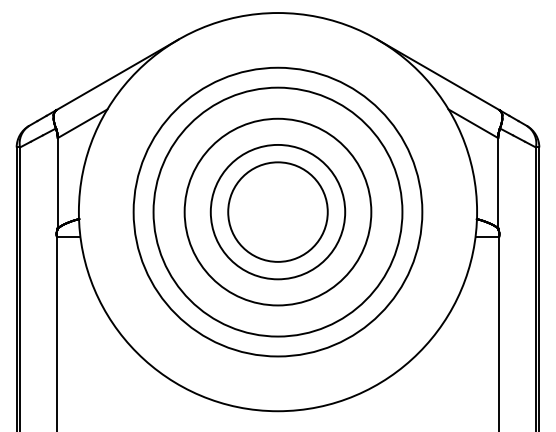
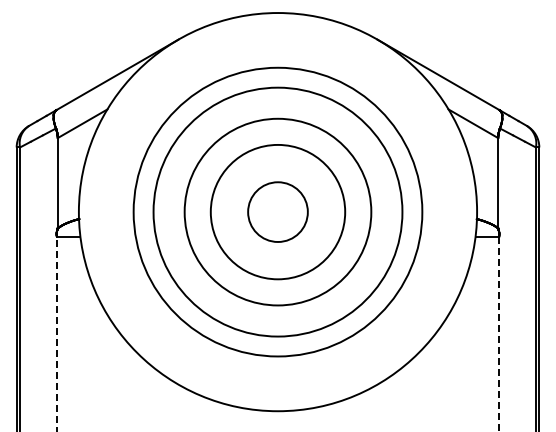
circle diameter: 100 px -> 60 px (277, 211)
line: solid -> dashed (56, 333)
line: solid -> dashed (499, 334)
